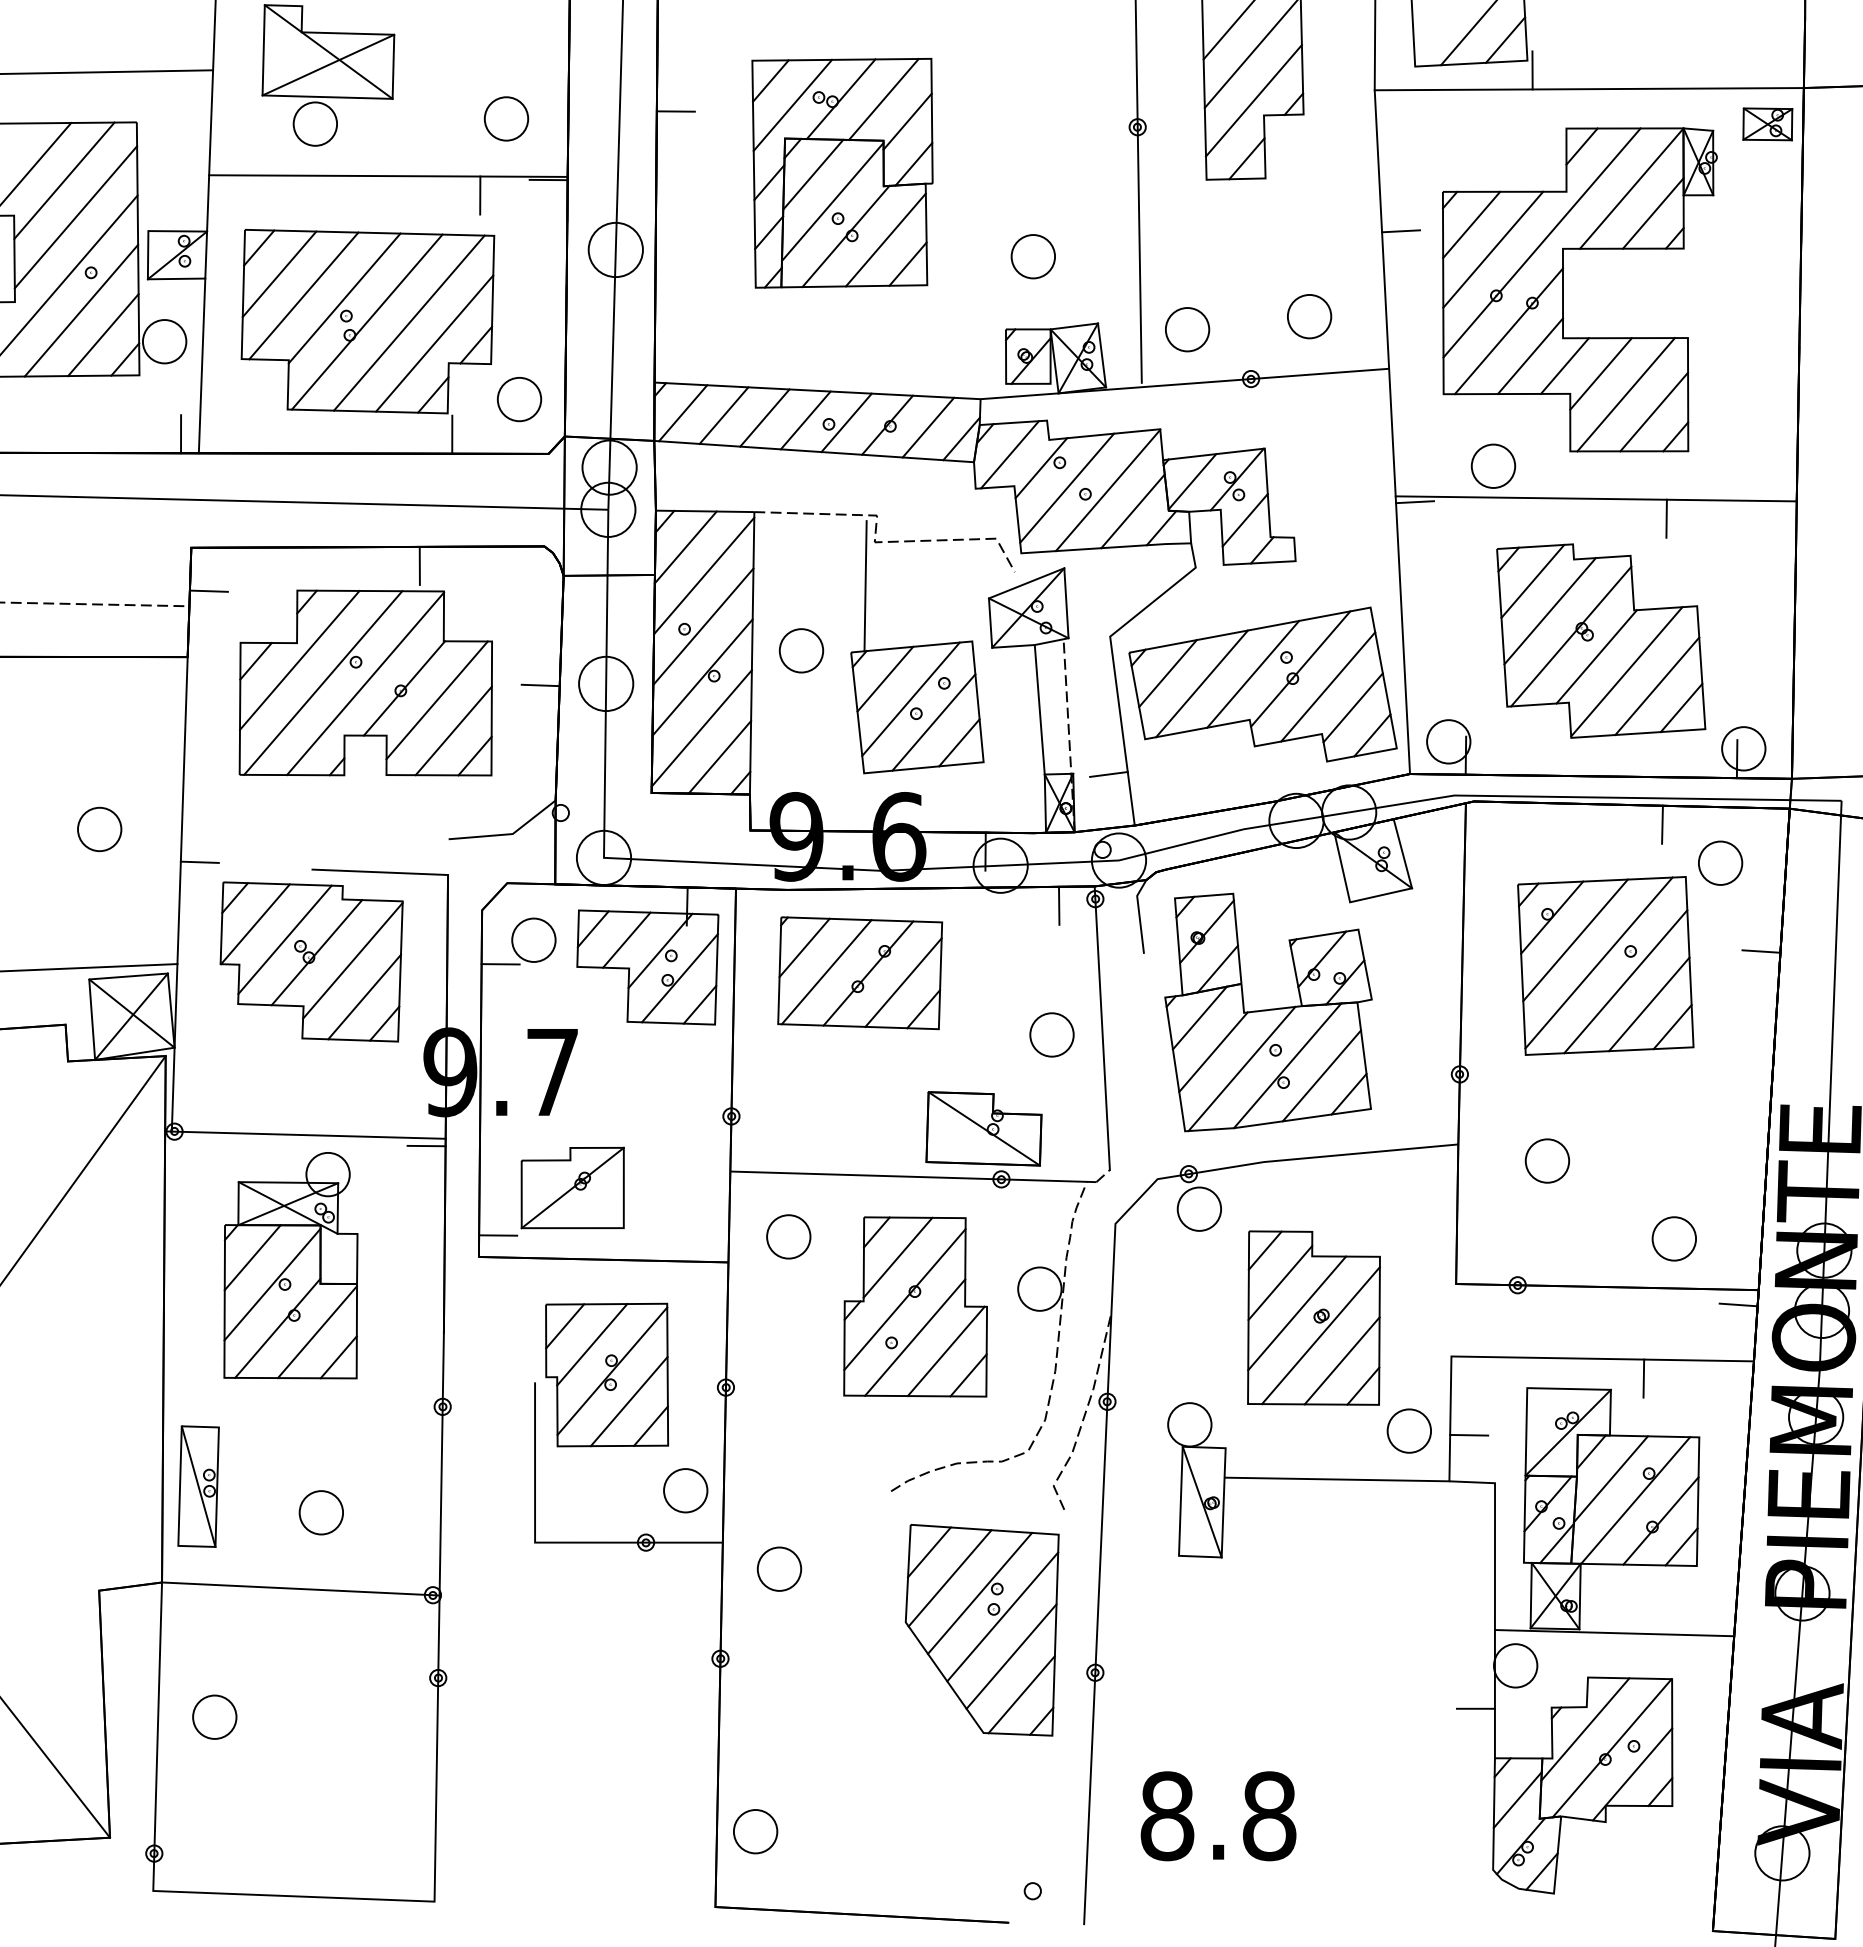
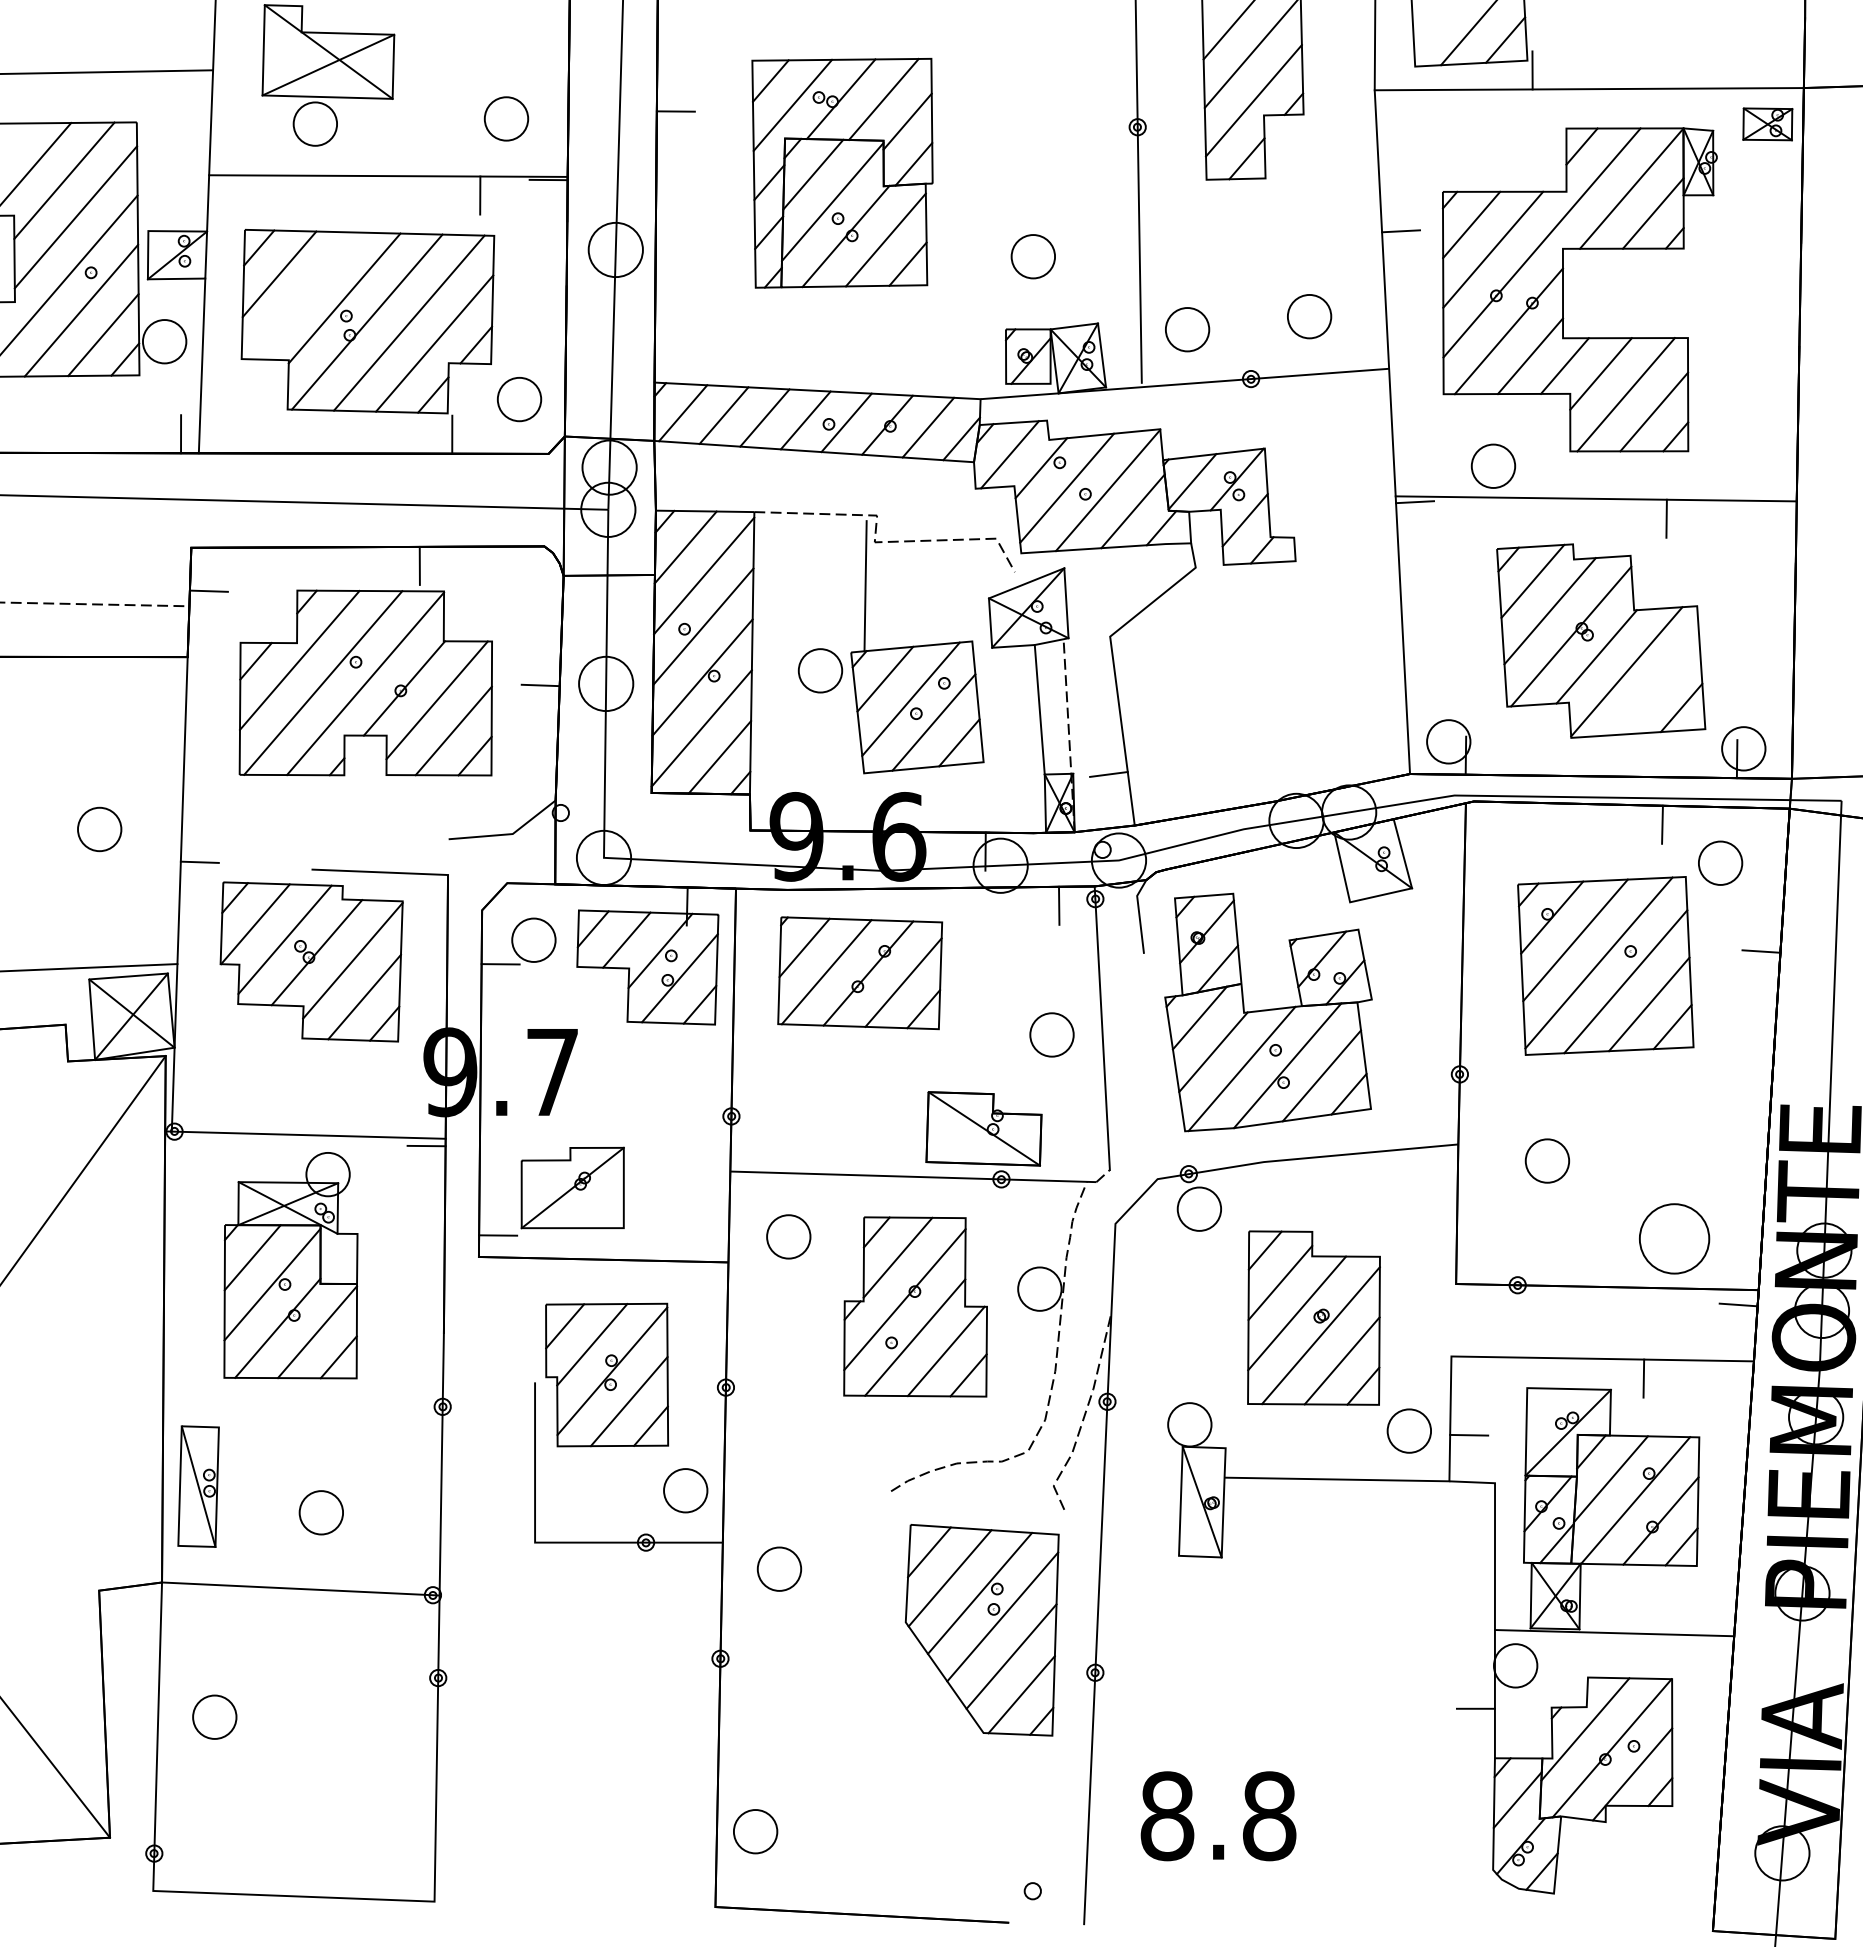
line: present -> none (303, 295)
part position: (801, 650) -> (820, 670) (820, 670)
part: present -> none (1262, 684)
line: present -> none (1657, 686)
part size: 46x46 px -> 72x72 px (1674, 1238)
